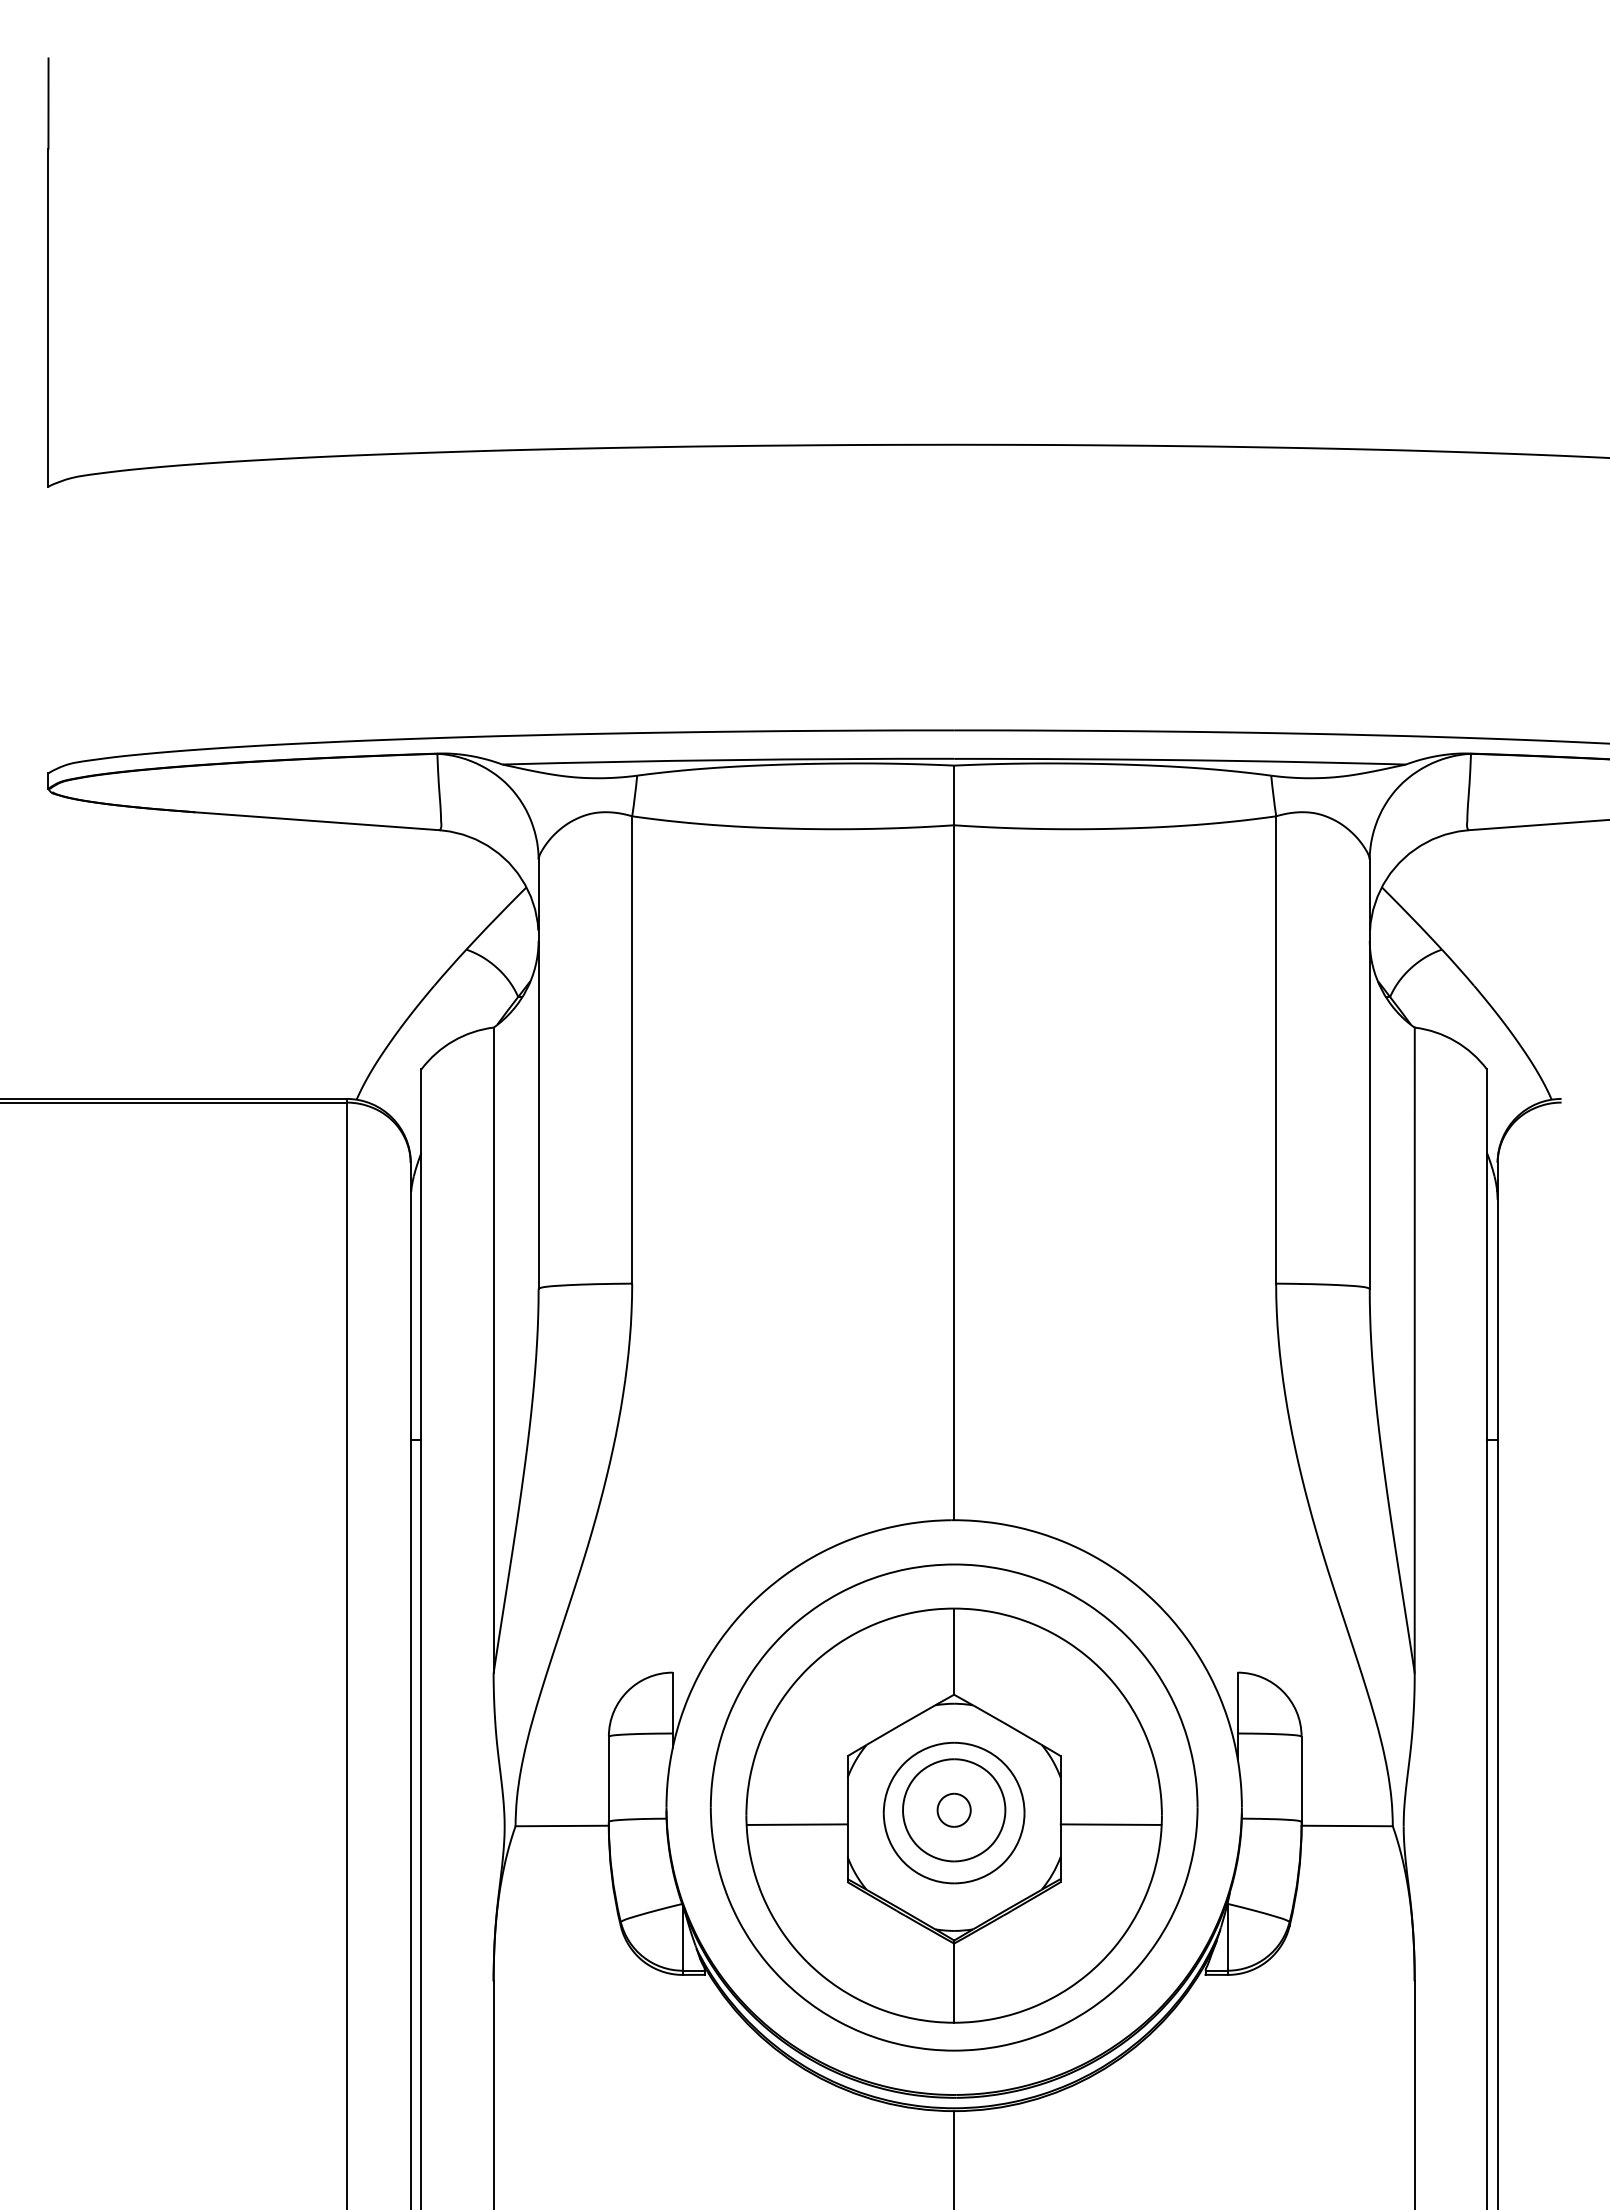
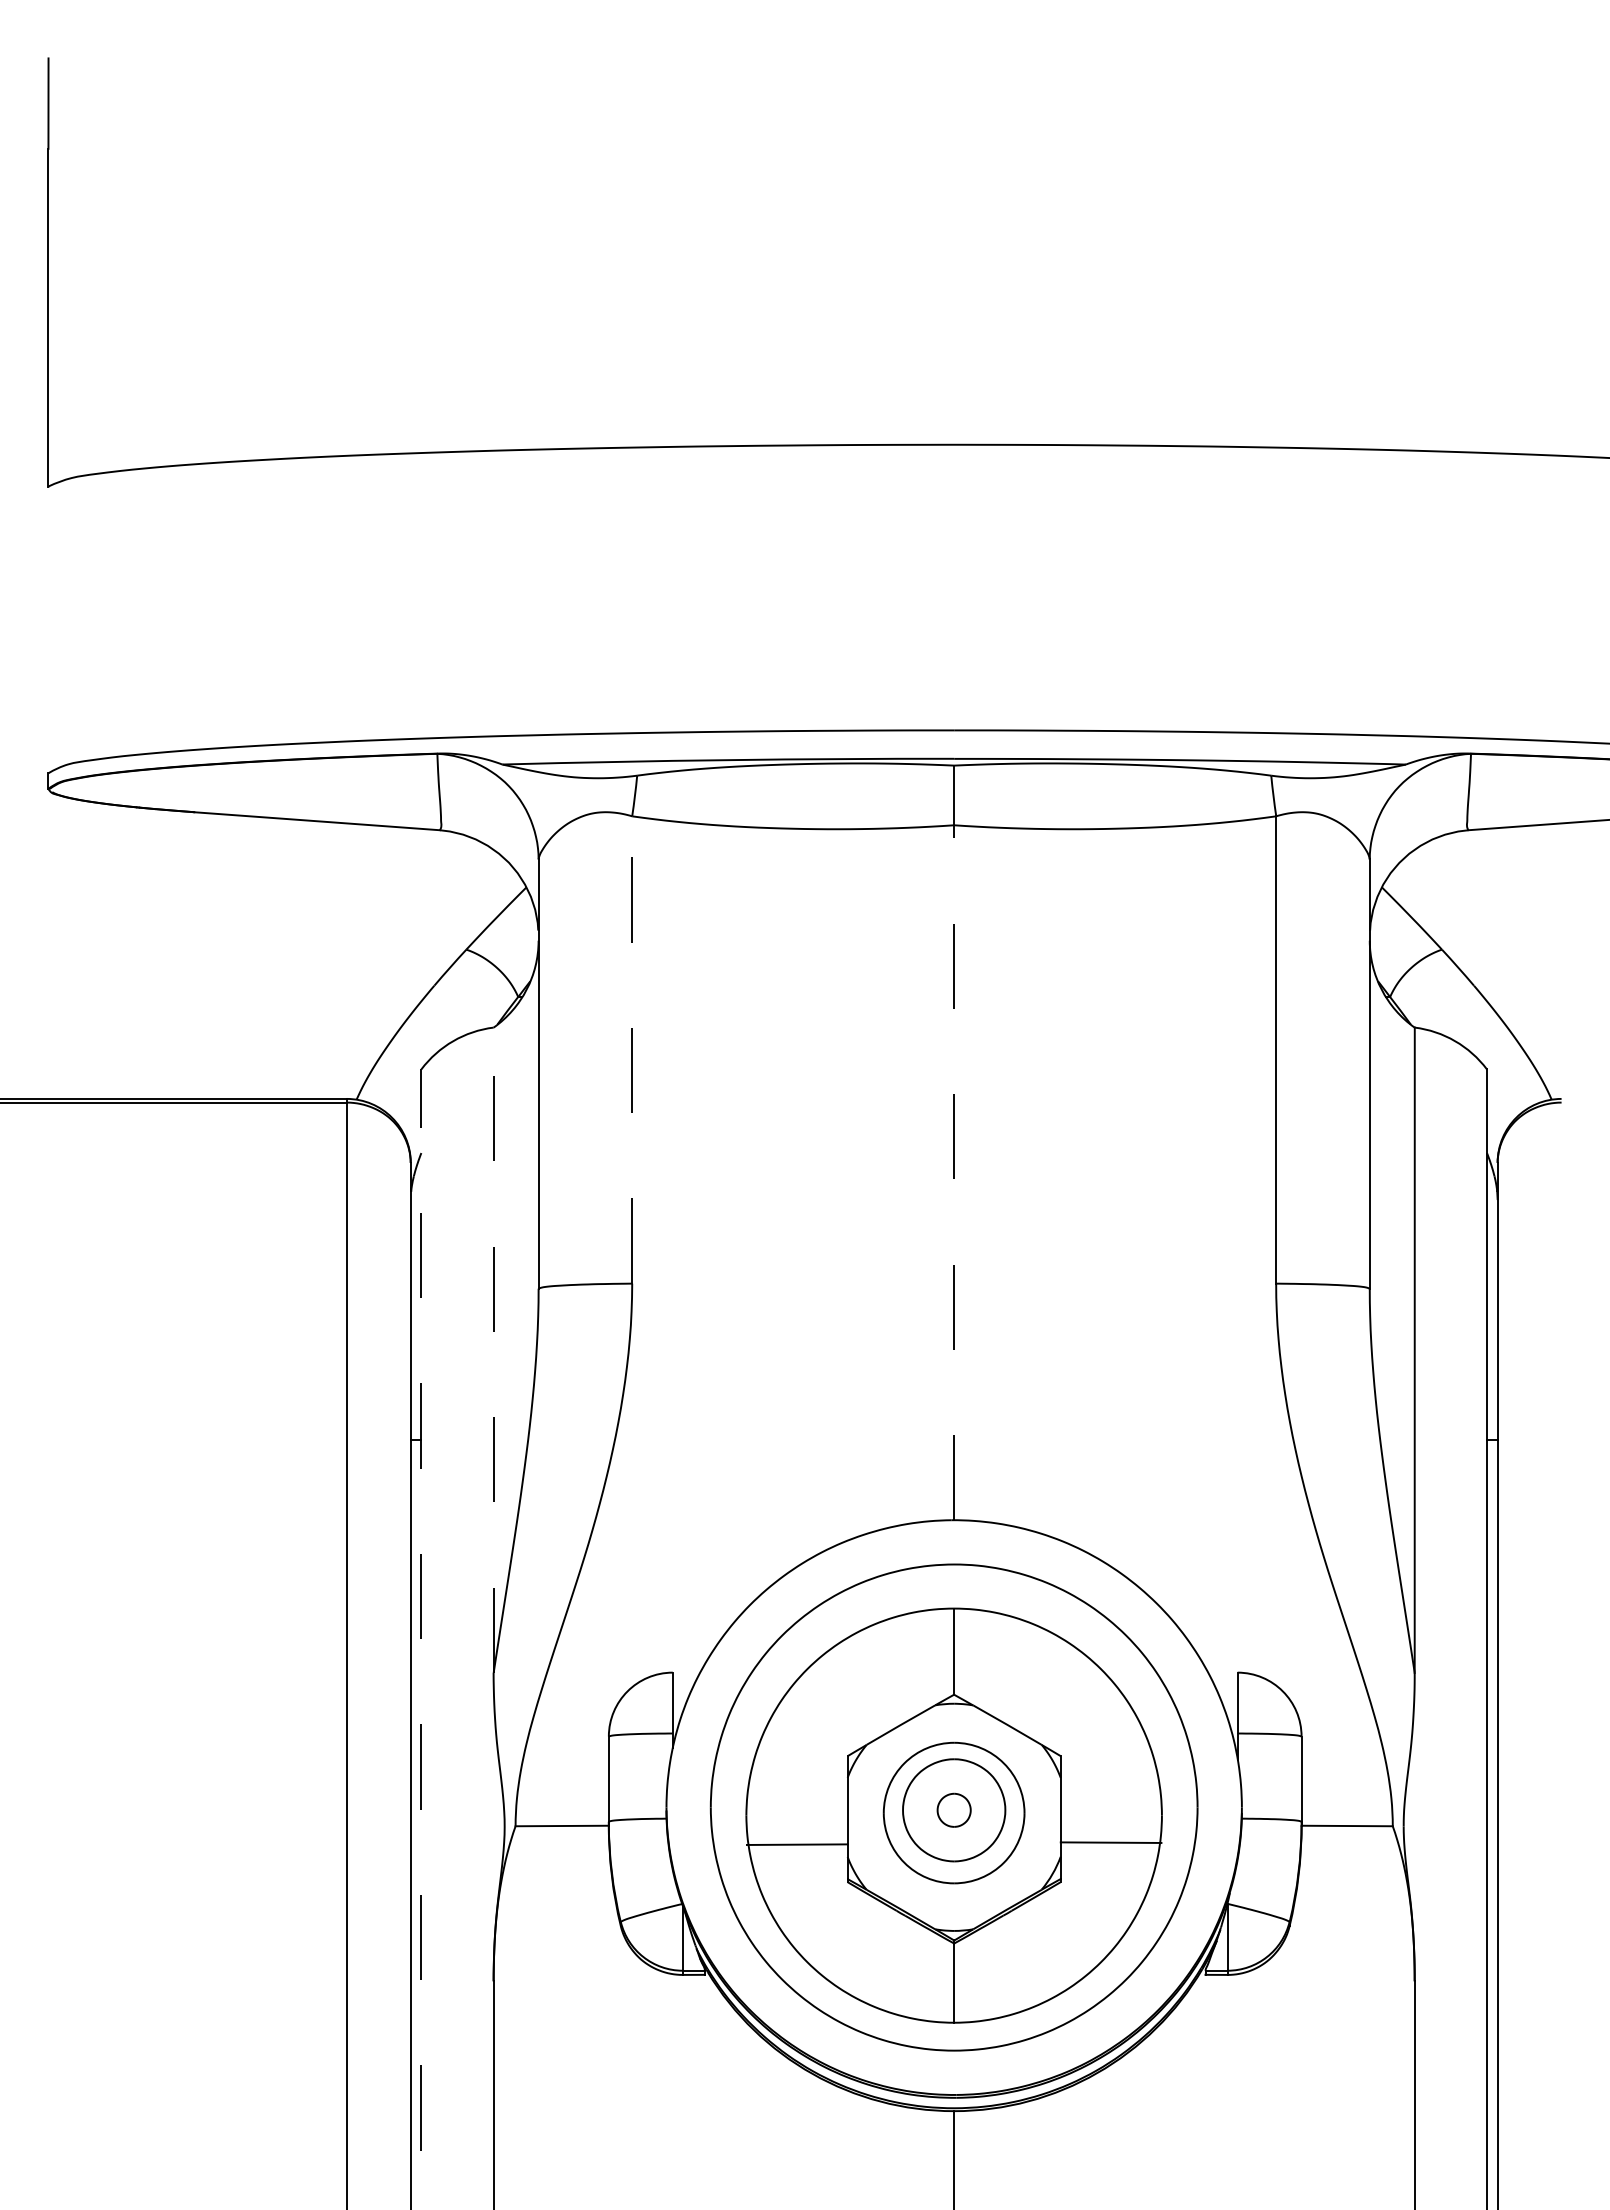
line: solid -> dashed (632, 1050)
line: solid -> dashed (954, 1172)
line: solid -> dashed (493, 1350)
line: solid -> dashed (421, 1639)
line position: (796, 1824) -> (796, 1844) (796, 1844)
line position: (1110, 1824) -> (1110, 1842) (1110, 1842)
